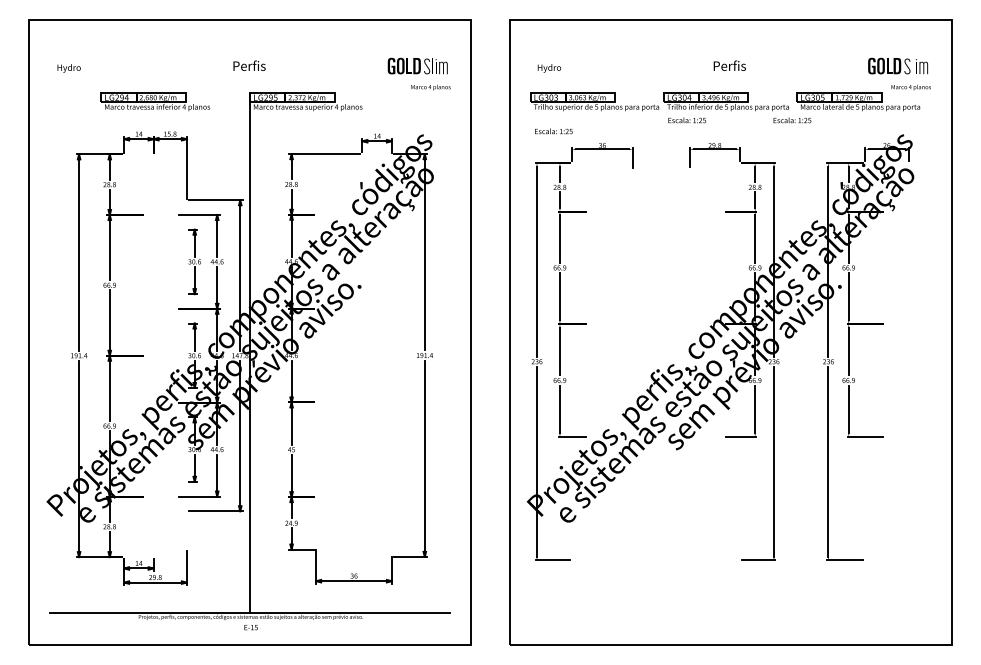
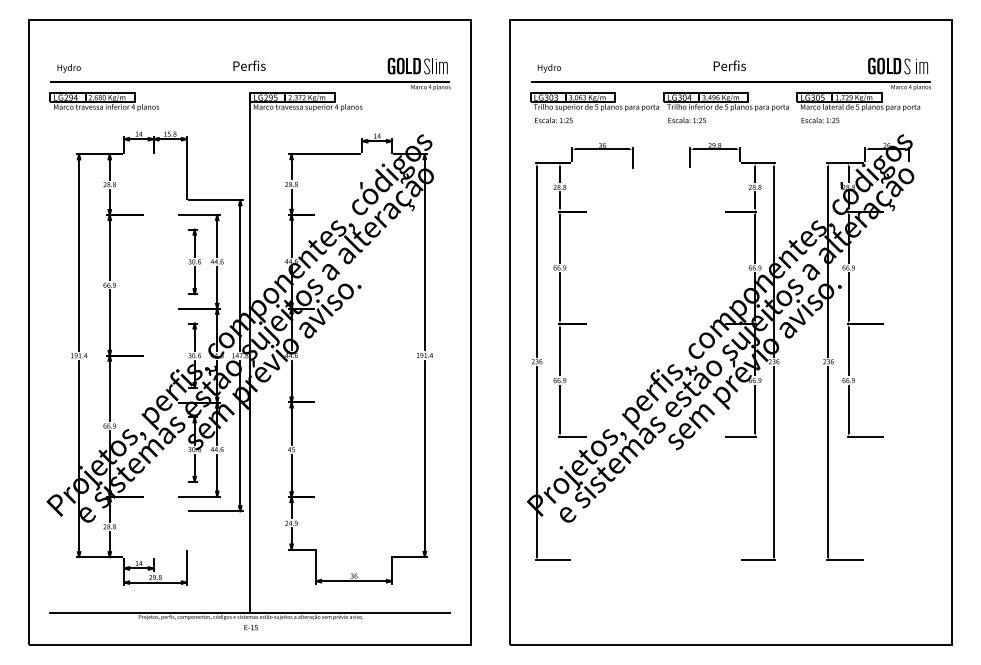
fill: none -> present (250, 81)
fill: none -> present (730, 81)
part position: (155, 101) -> (104, 101) (104, 101)
text position: (792, 120) -> (820, 120) (820, 120)
text position: (553, 131) -> (553, 120) (553, 120)
